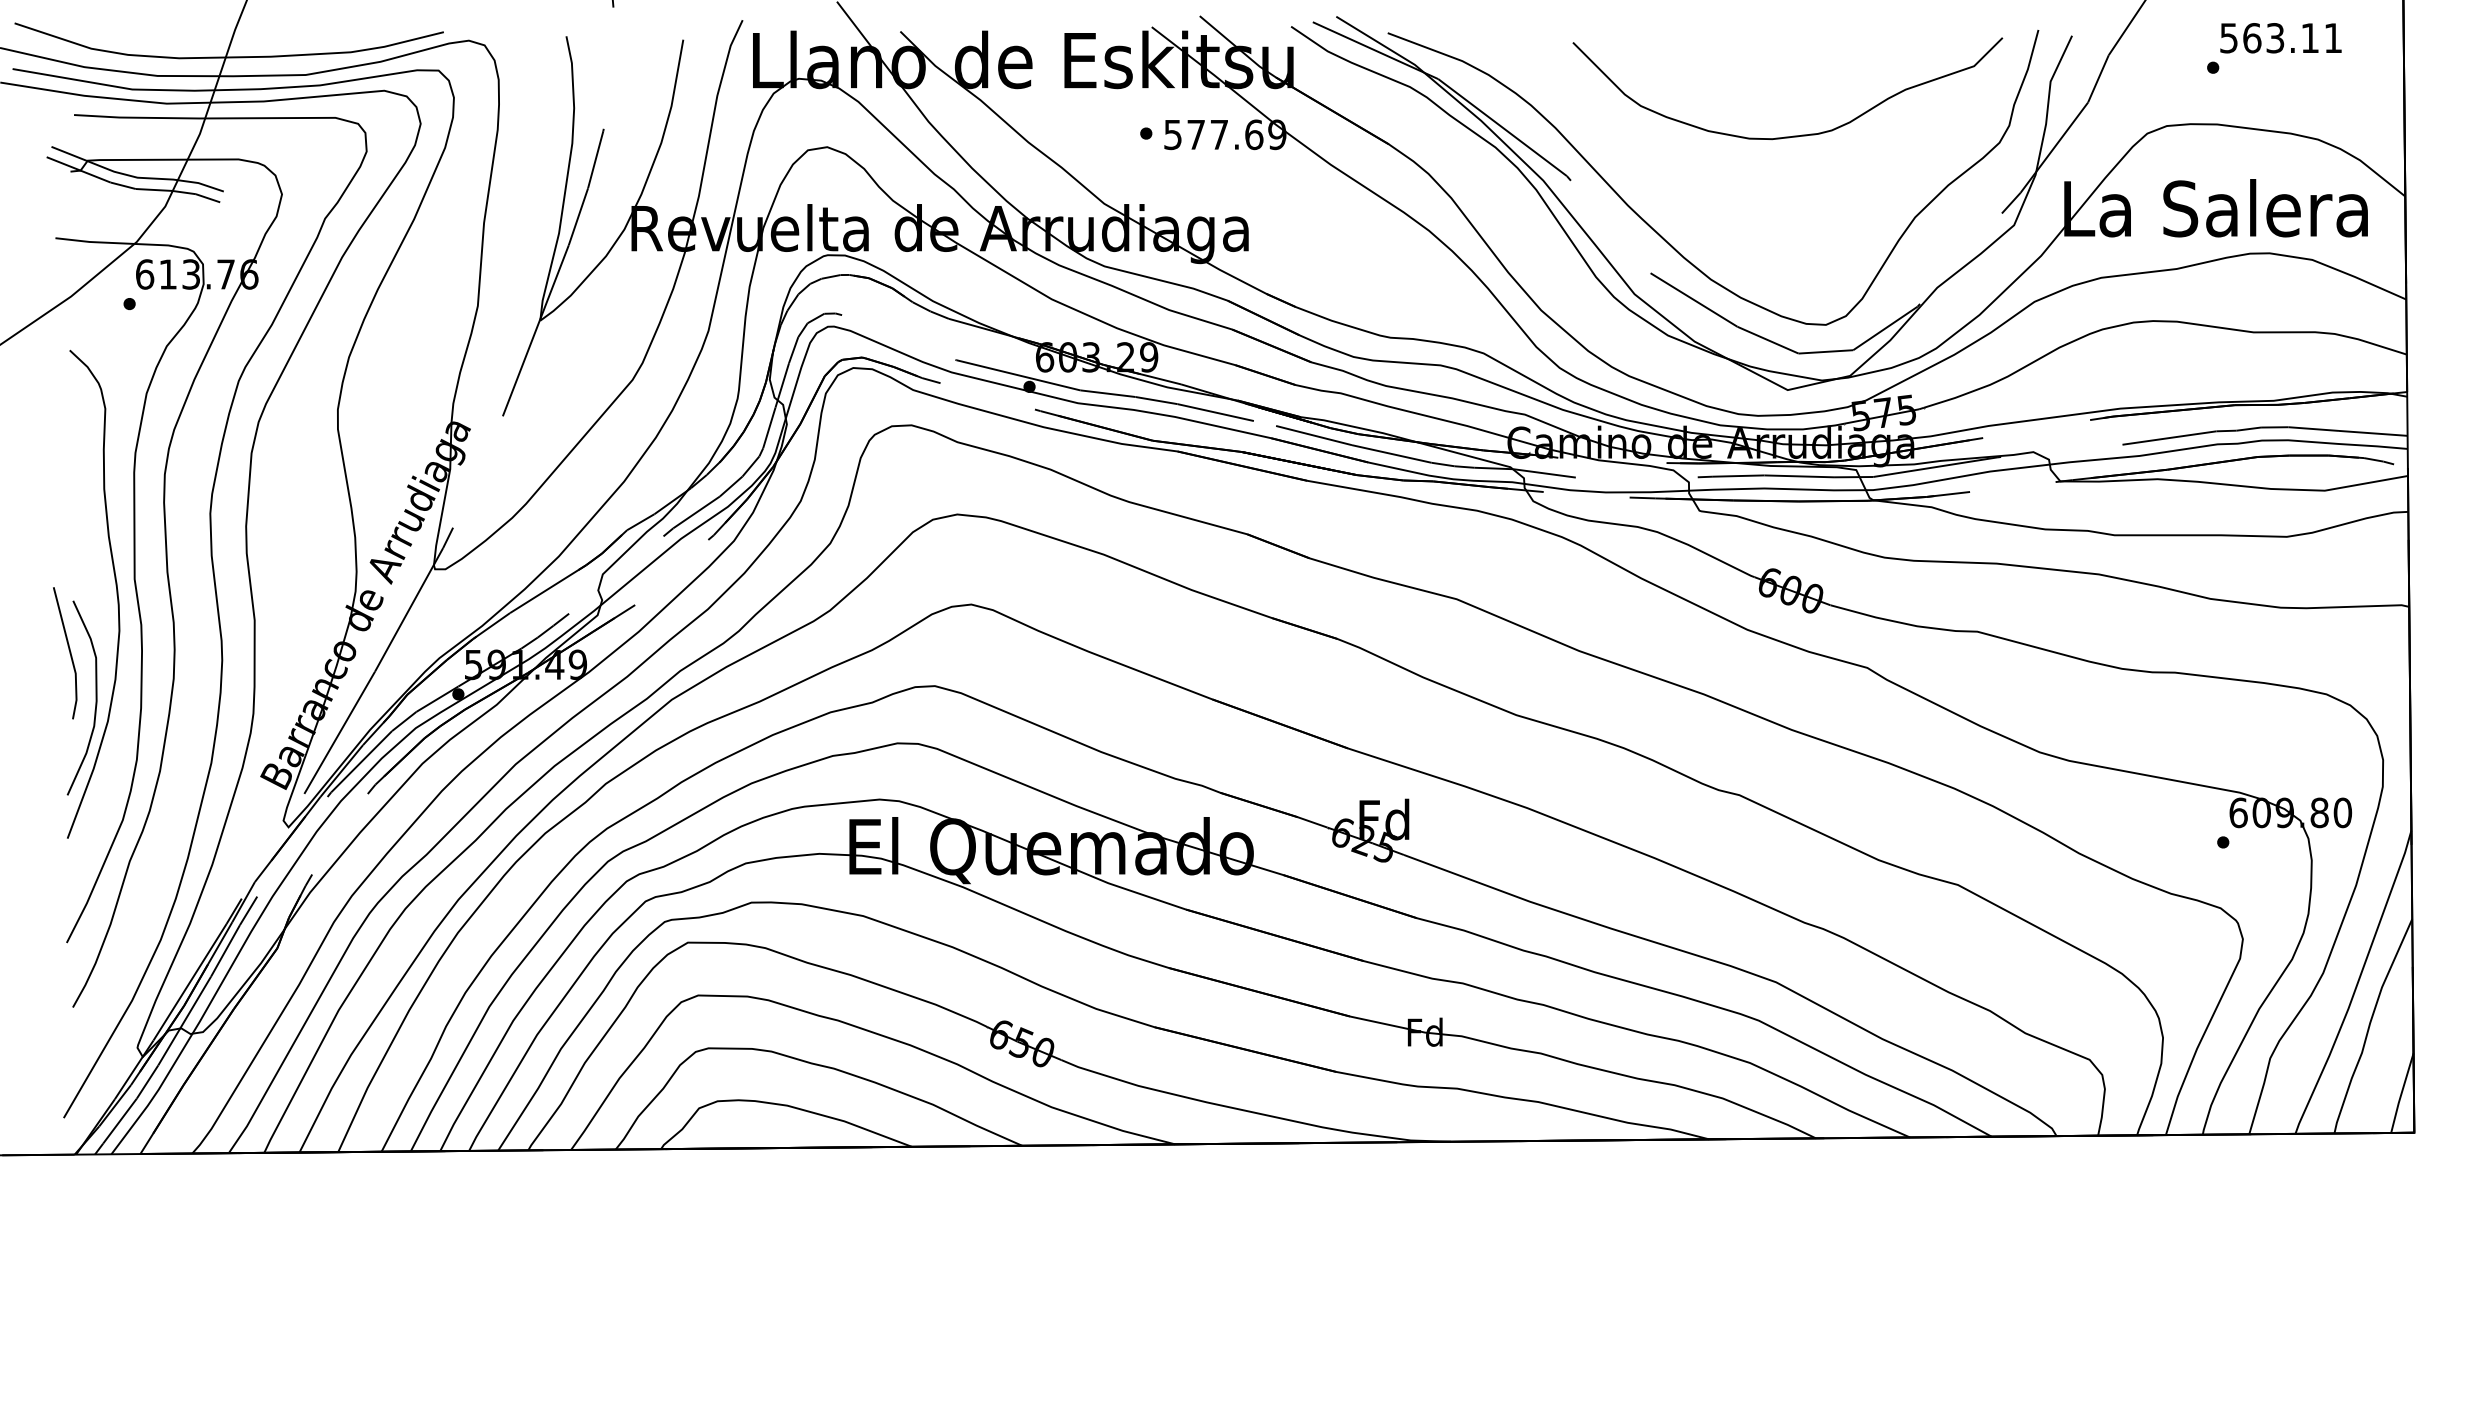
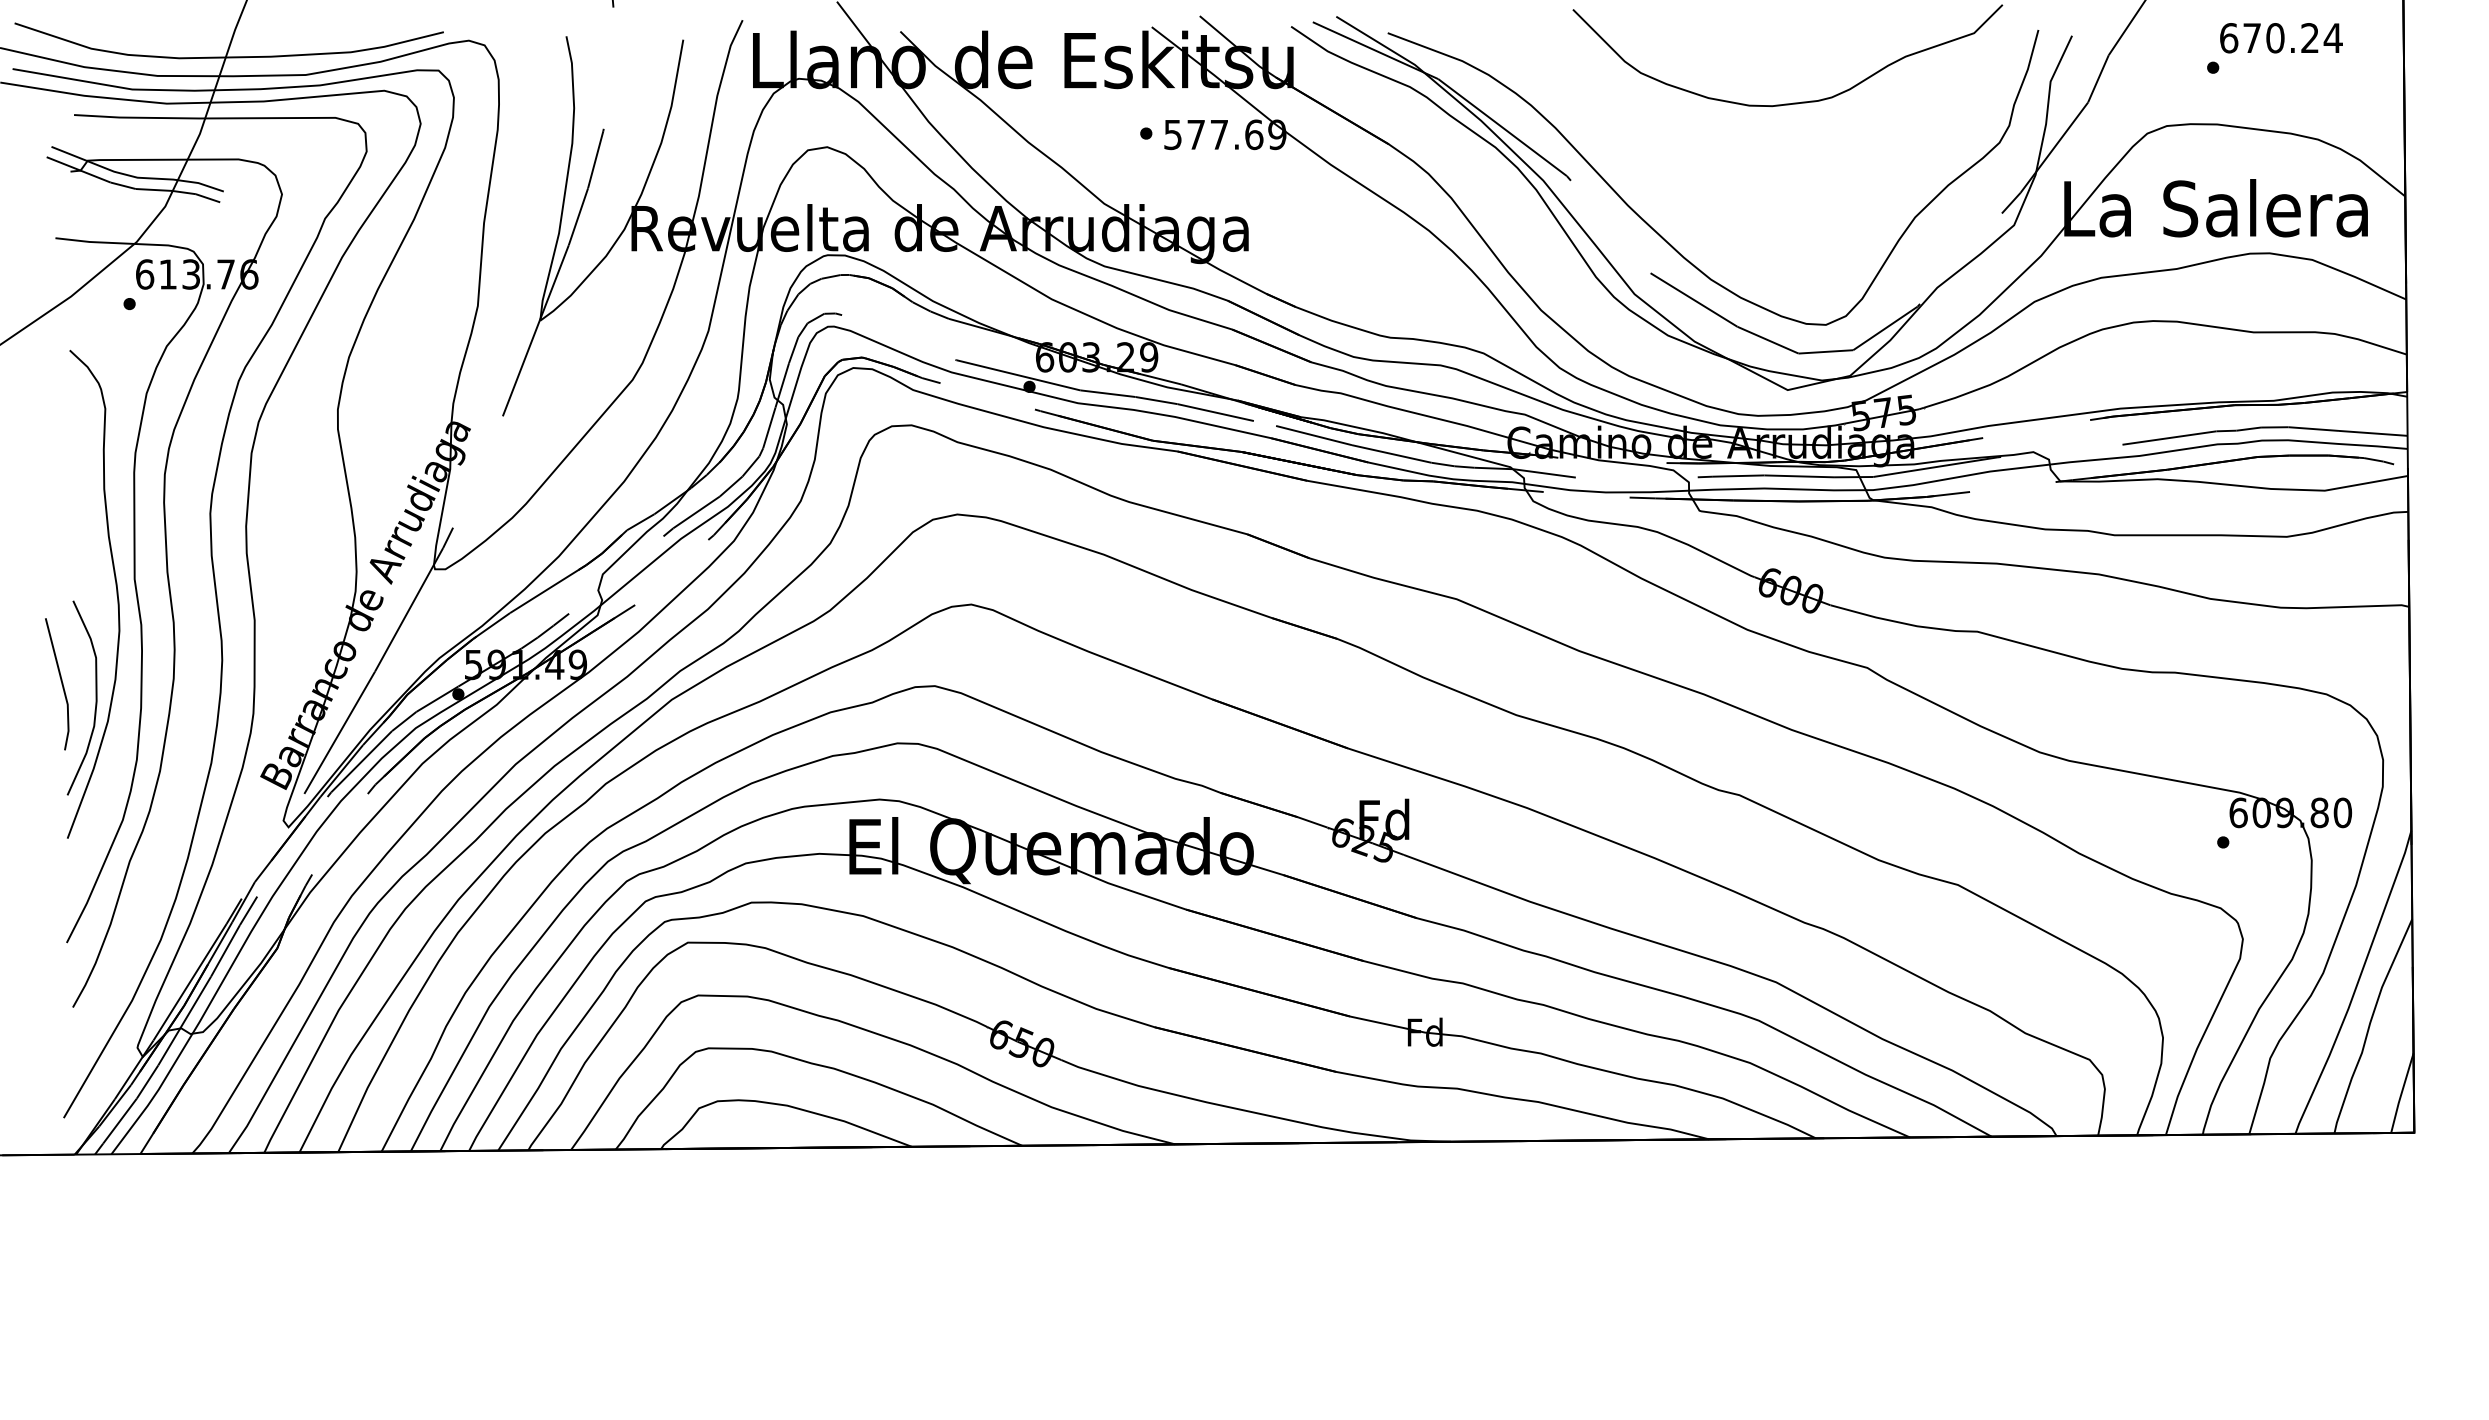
text: 563.11 -> 670.24 (2281, 38)
curve position: (1793, 135) -> (1793, 102) (1793, 102)
line position: (69, 653) -> (61, 684) (61, 684)
